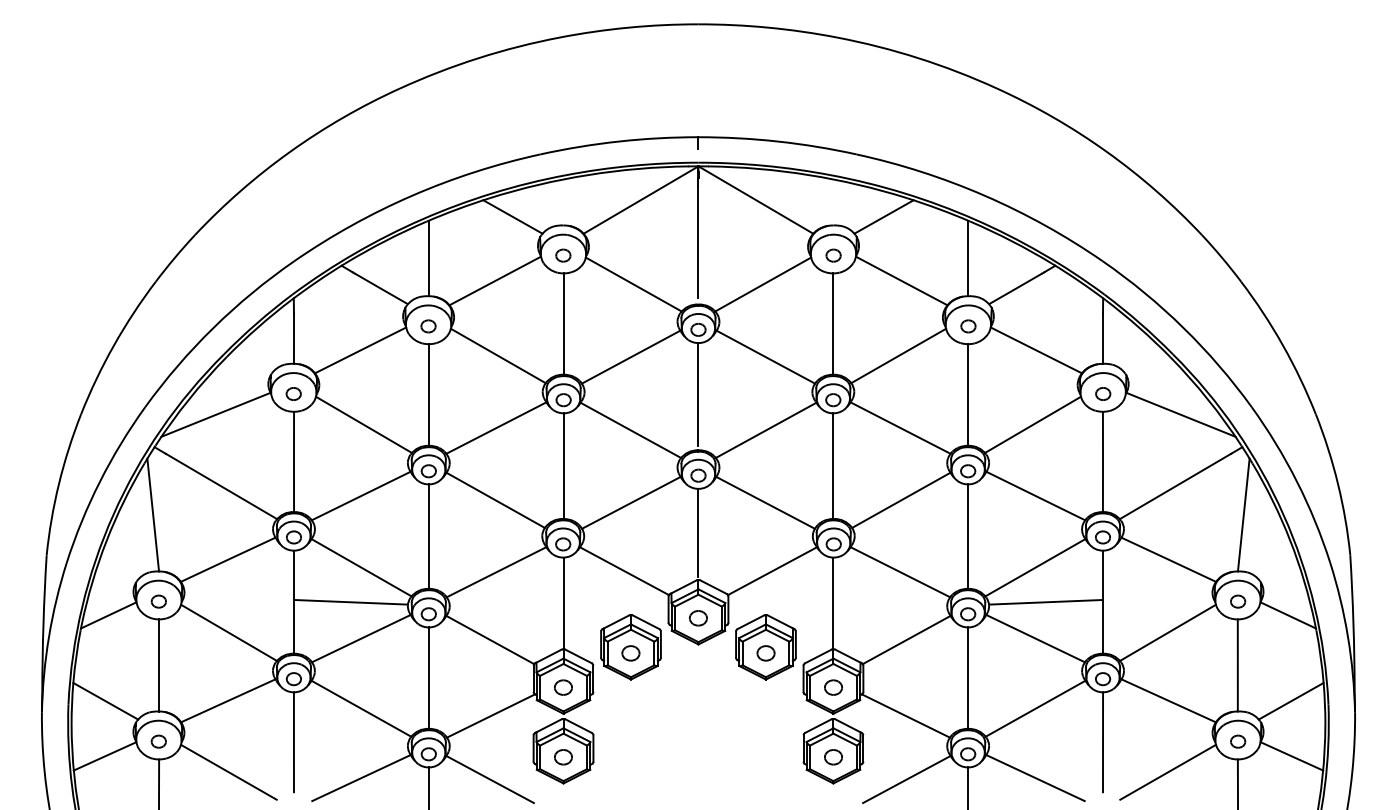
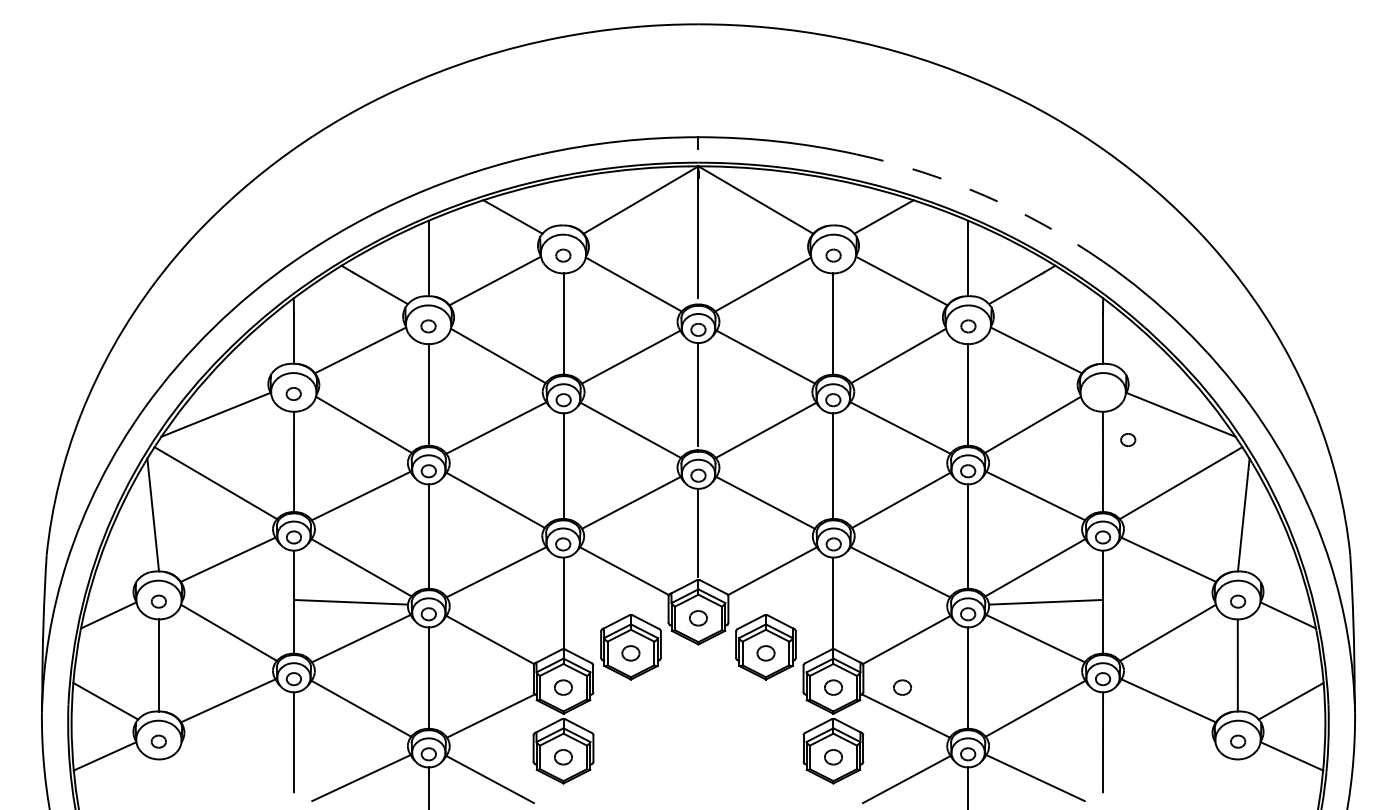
arc: solid -> dashed (984, 195)
part position: (1103, 393) -> (1128, 439) (1128, 439)
part: none -> present (902, 687)
line: present -> none (228, 771)
line: present -> none (1168, 771)
line: present -> none (159, 782)
line: present -> none (1237, 782)
